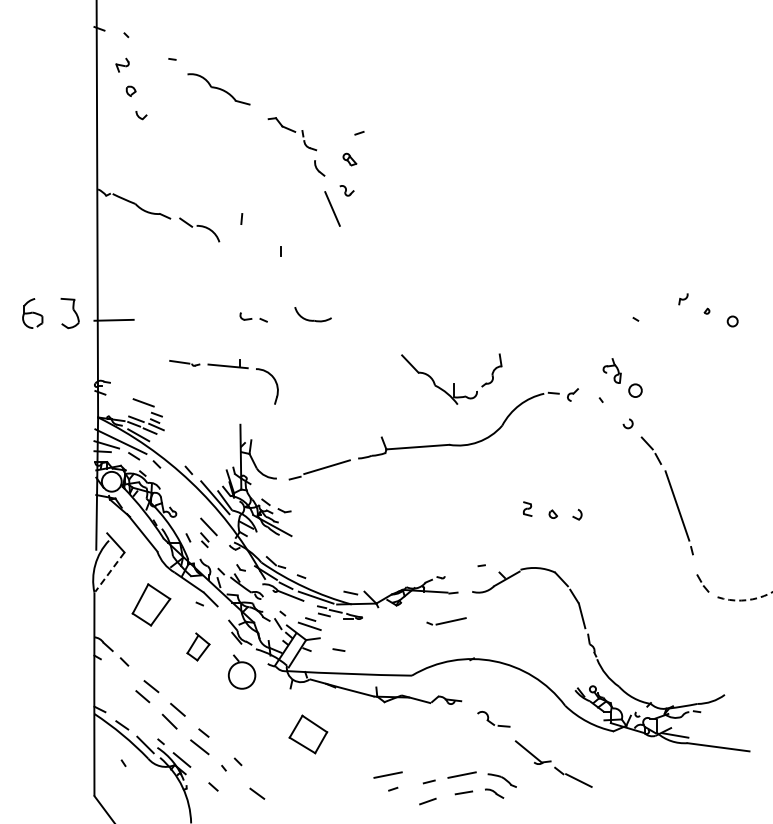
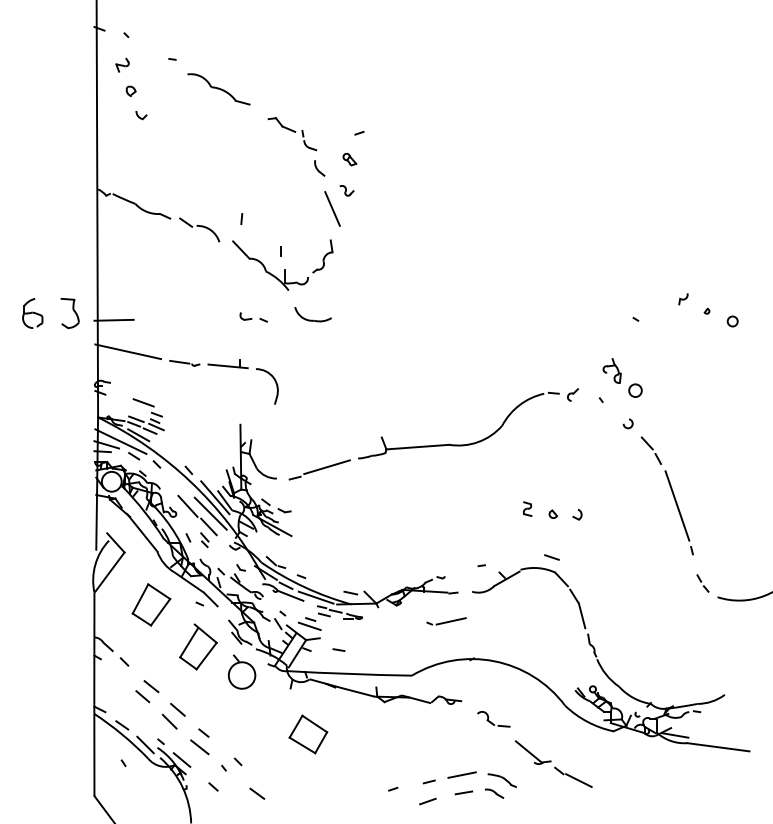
line: none -> present (128, 351)
part position: (451, 378) -> (282, 264) (282, 264)
line: none -> present (187, 505)
line: none -> present (210, 513)
line: none -> present (551, 557)
line: dashed -> solid (109, 572)
arc: dashed -> solid (746, 600)
part size: 25x30 px -> 39x48 px (198, 646)
line: present -> none (387, 774)
